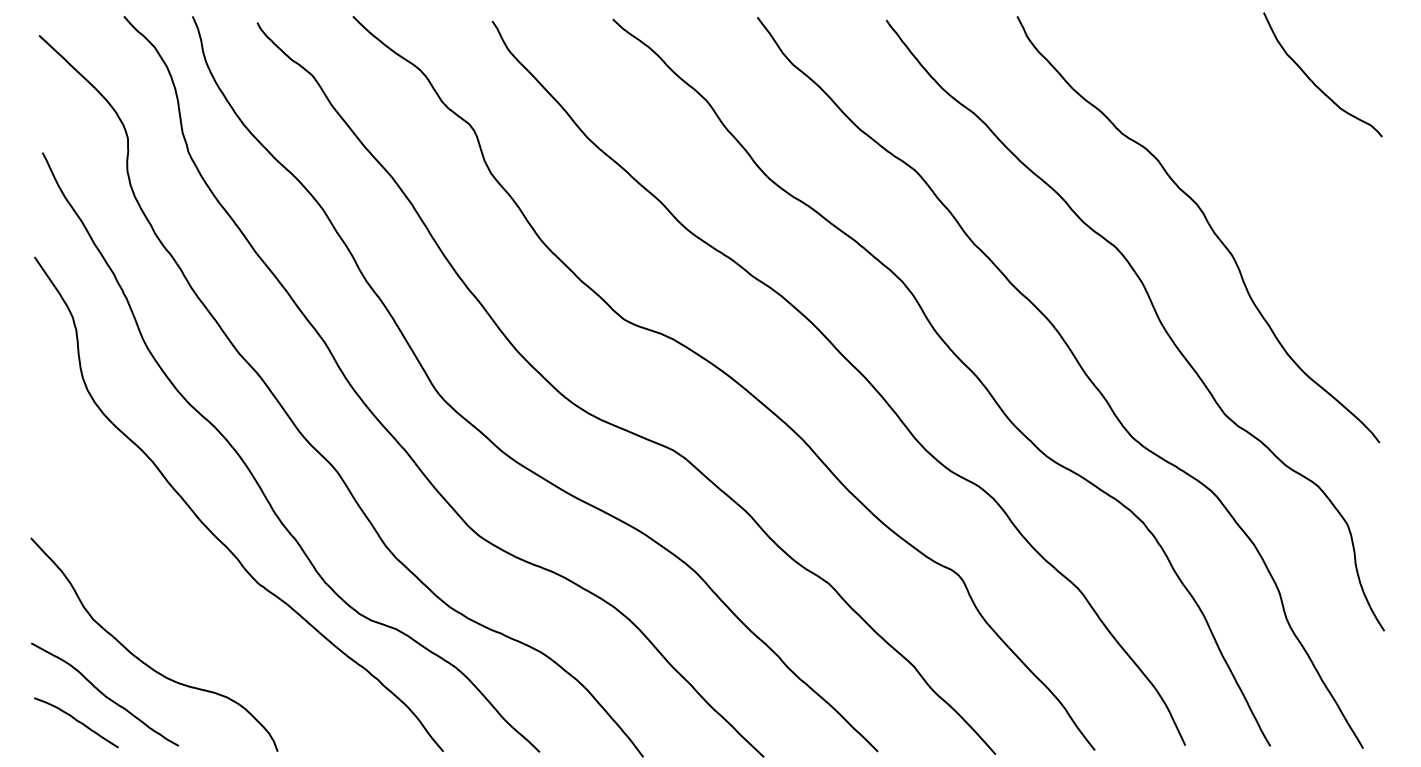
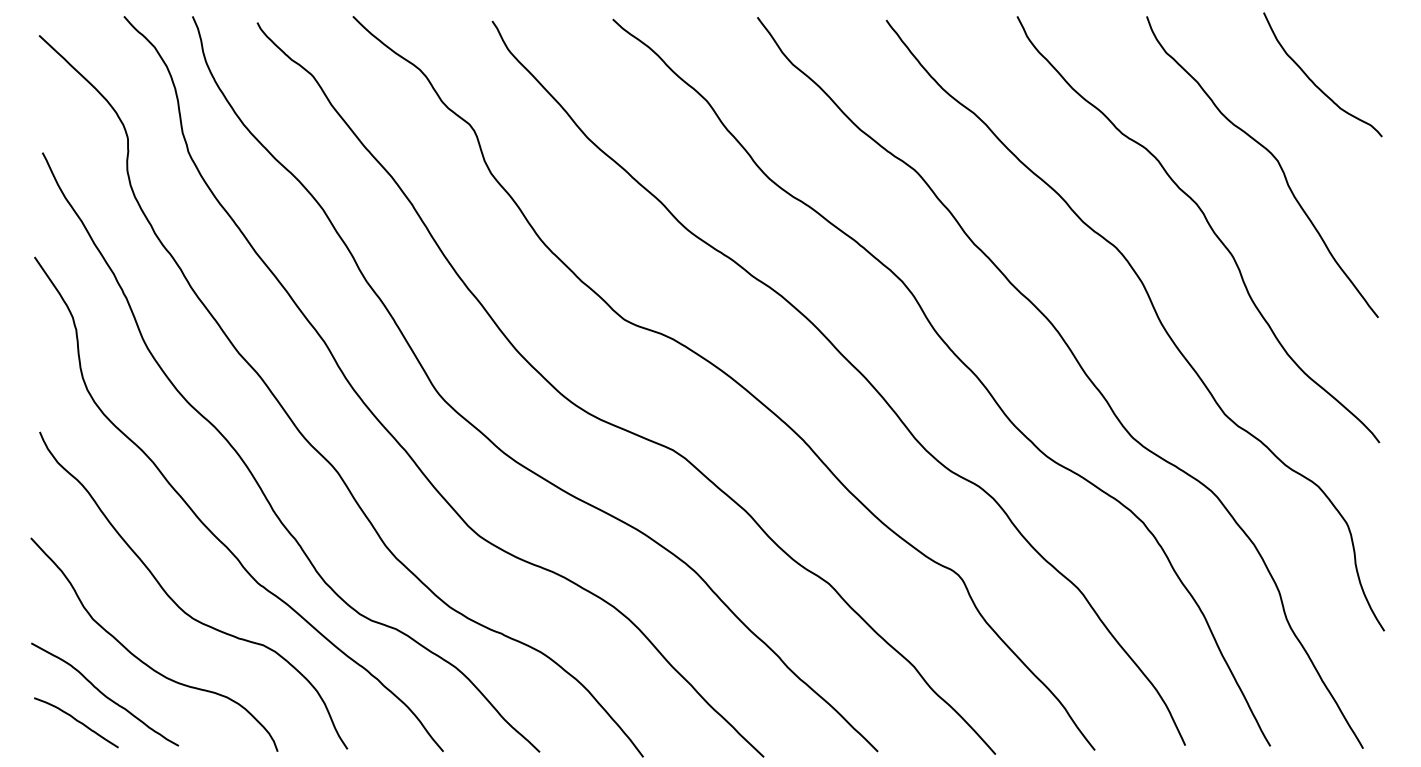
curve: none -> present (1272, 156)
curve: none -> present (178, 605)
